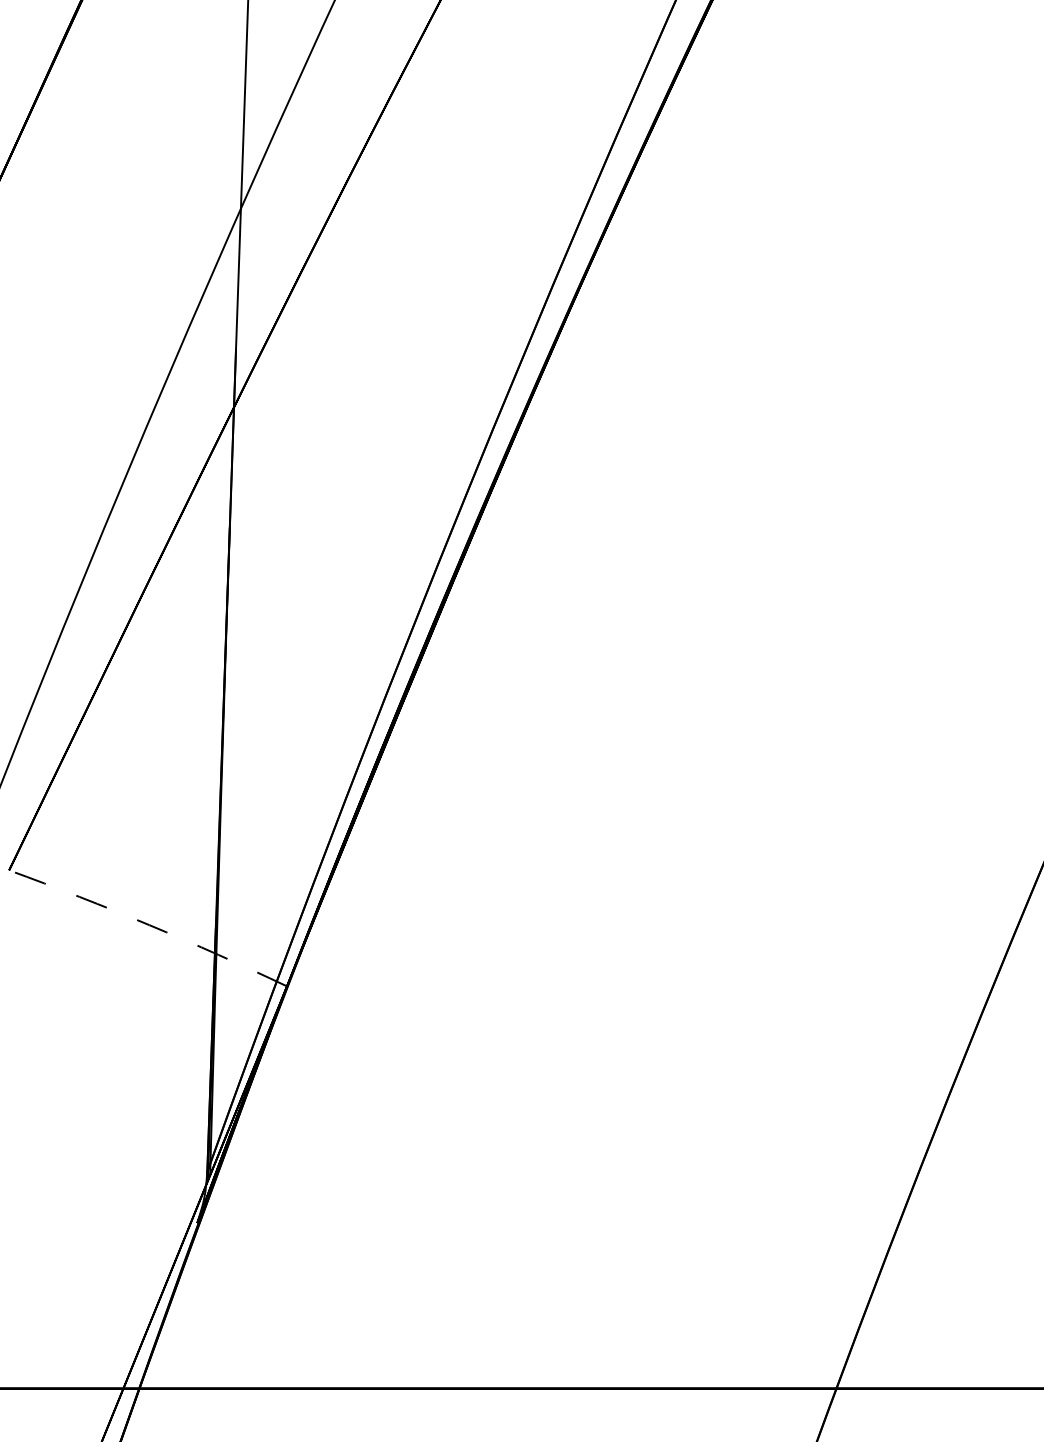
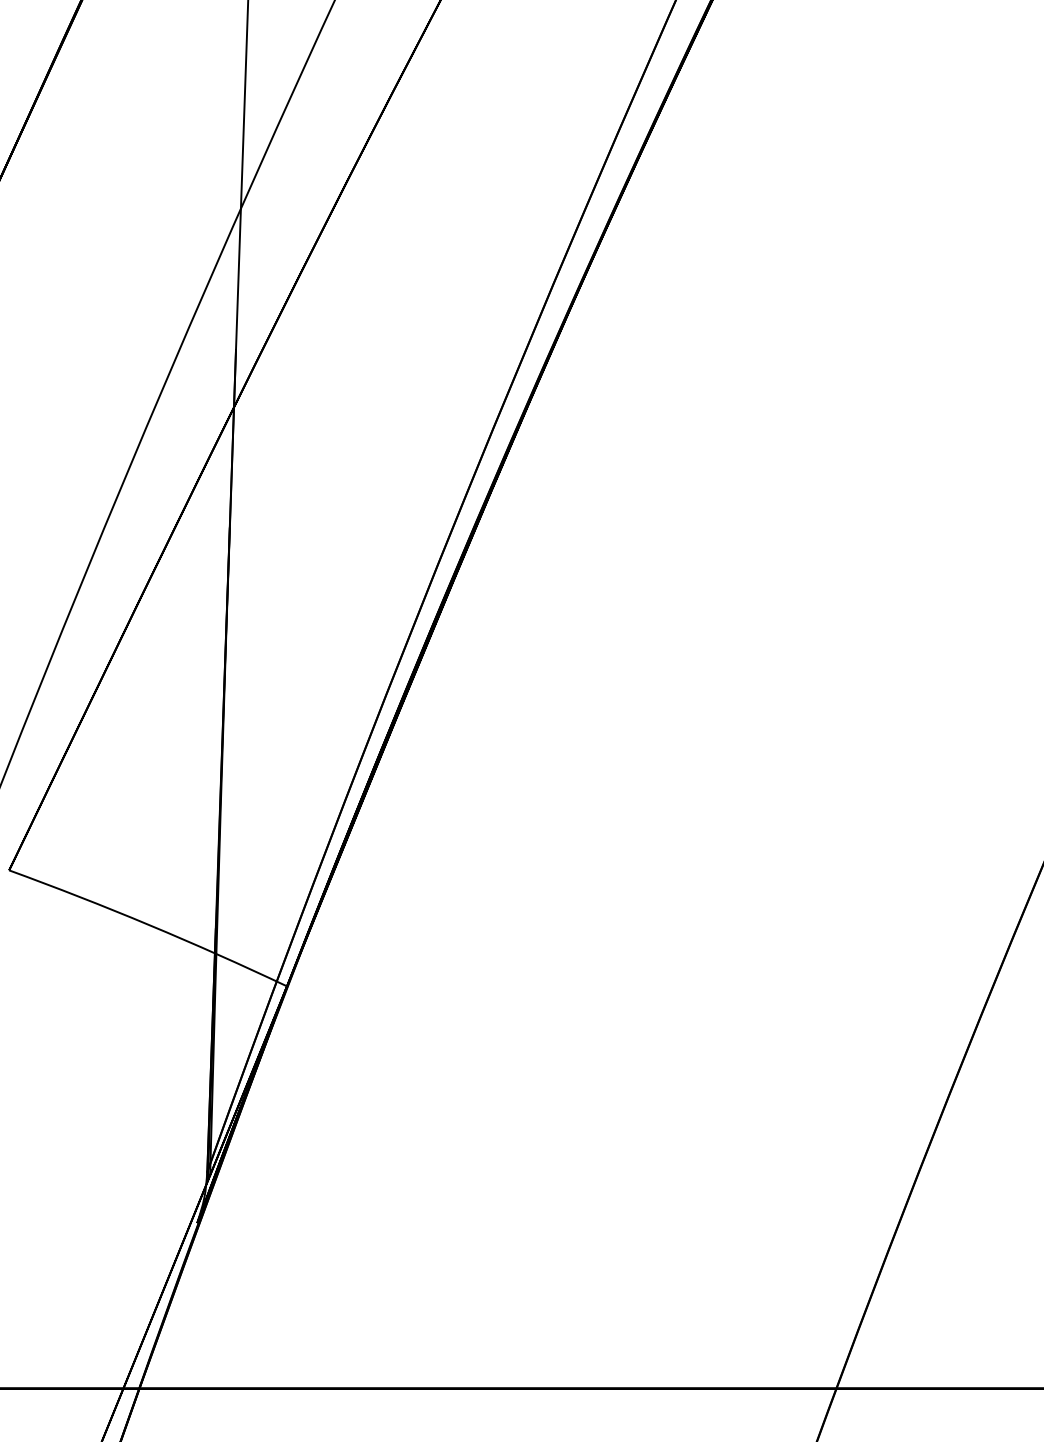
arc: dashed -> solid (149, 925)
